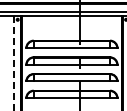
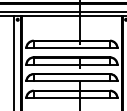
line: dashed -> solid (14, 63)
